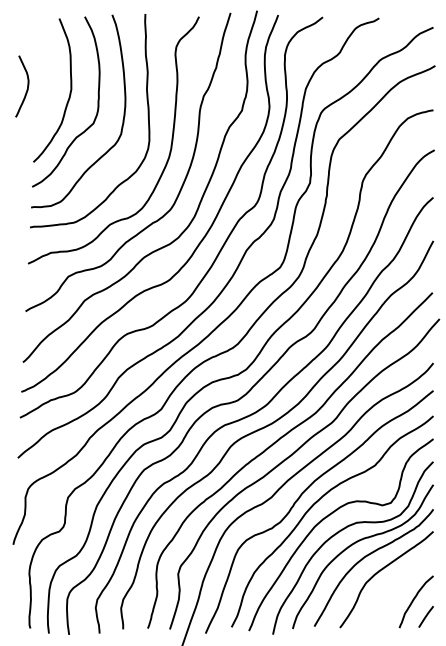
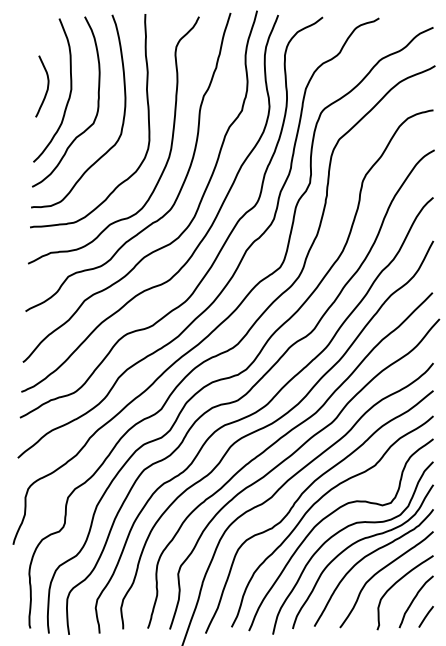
curve position: (27, 86) -> (47, 86) (47, 86)
curve: none -> present (396, 583)
